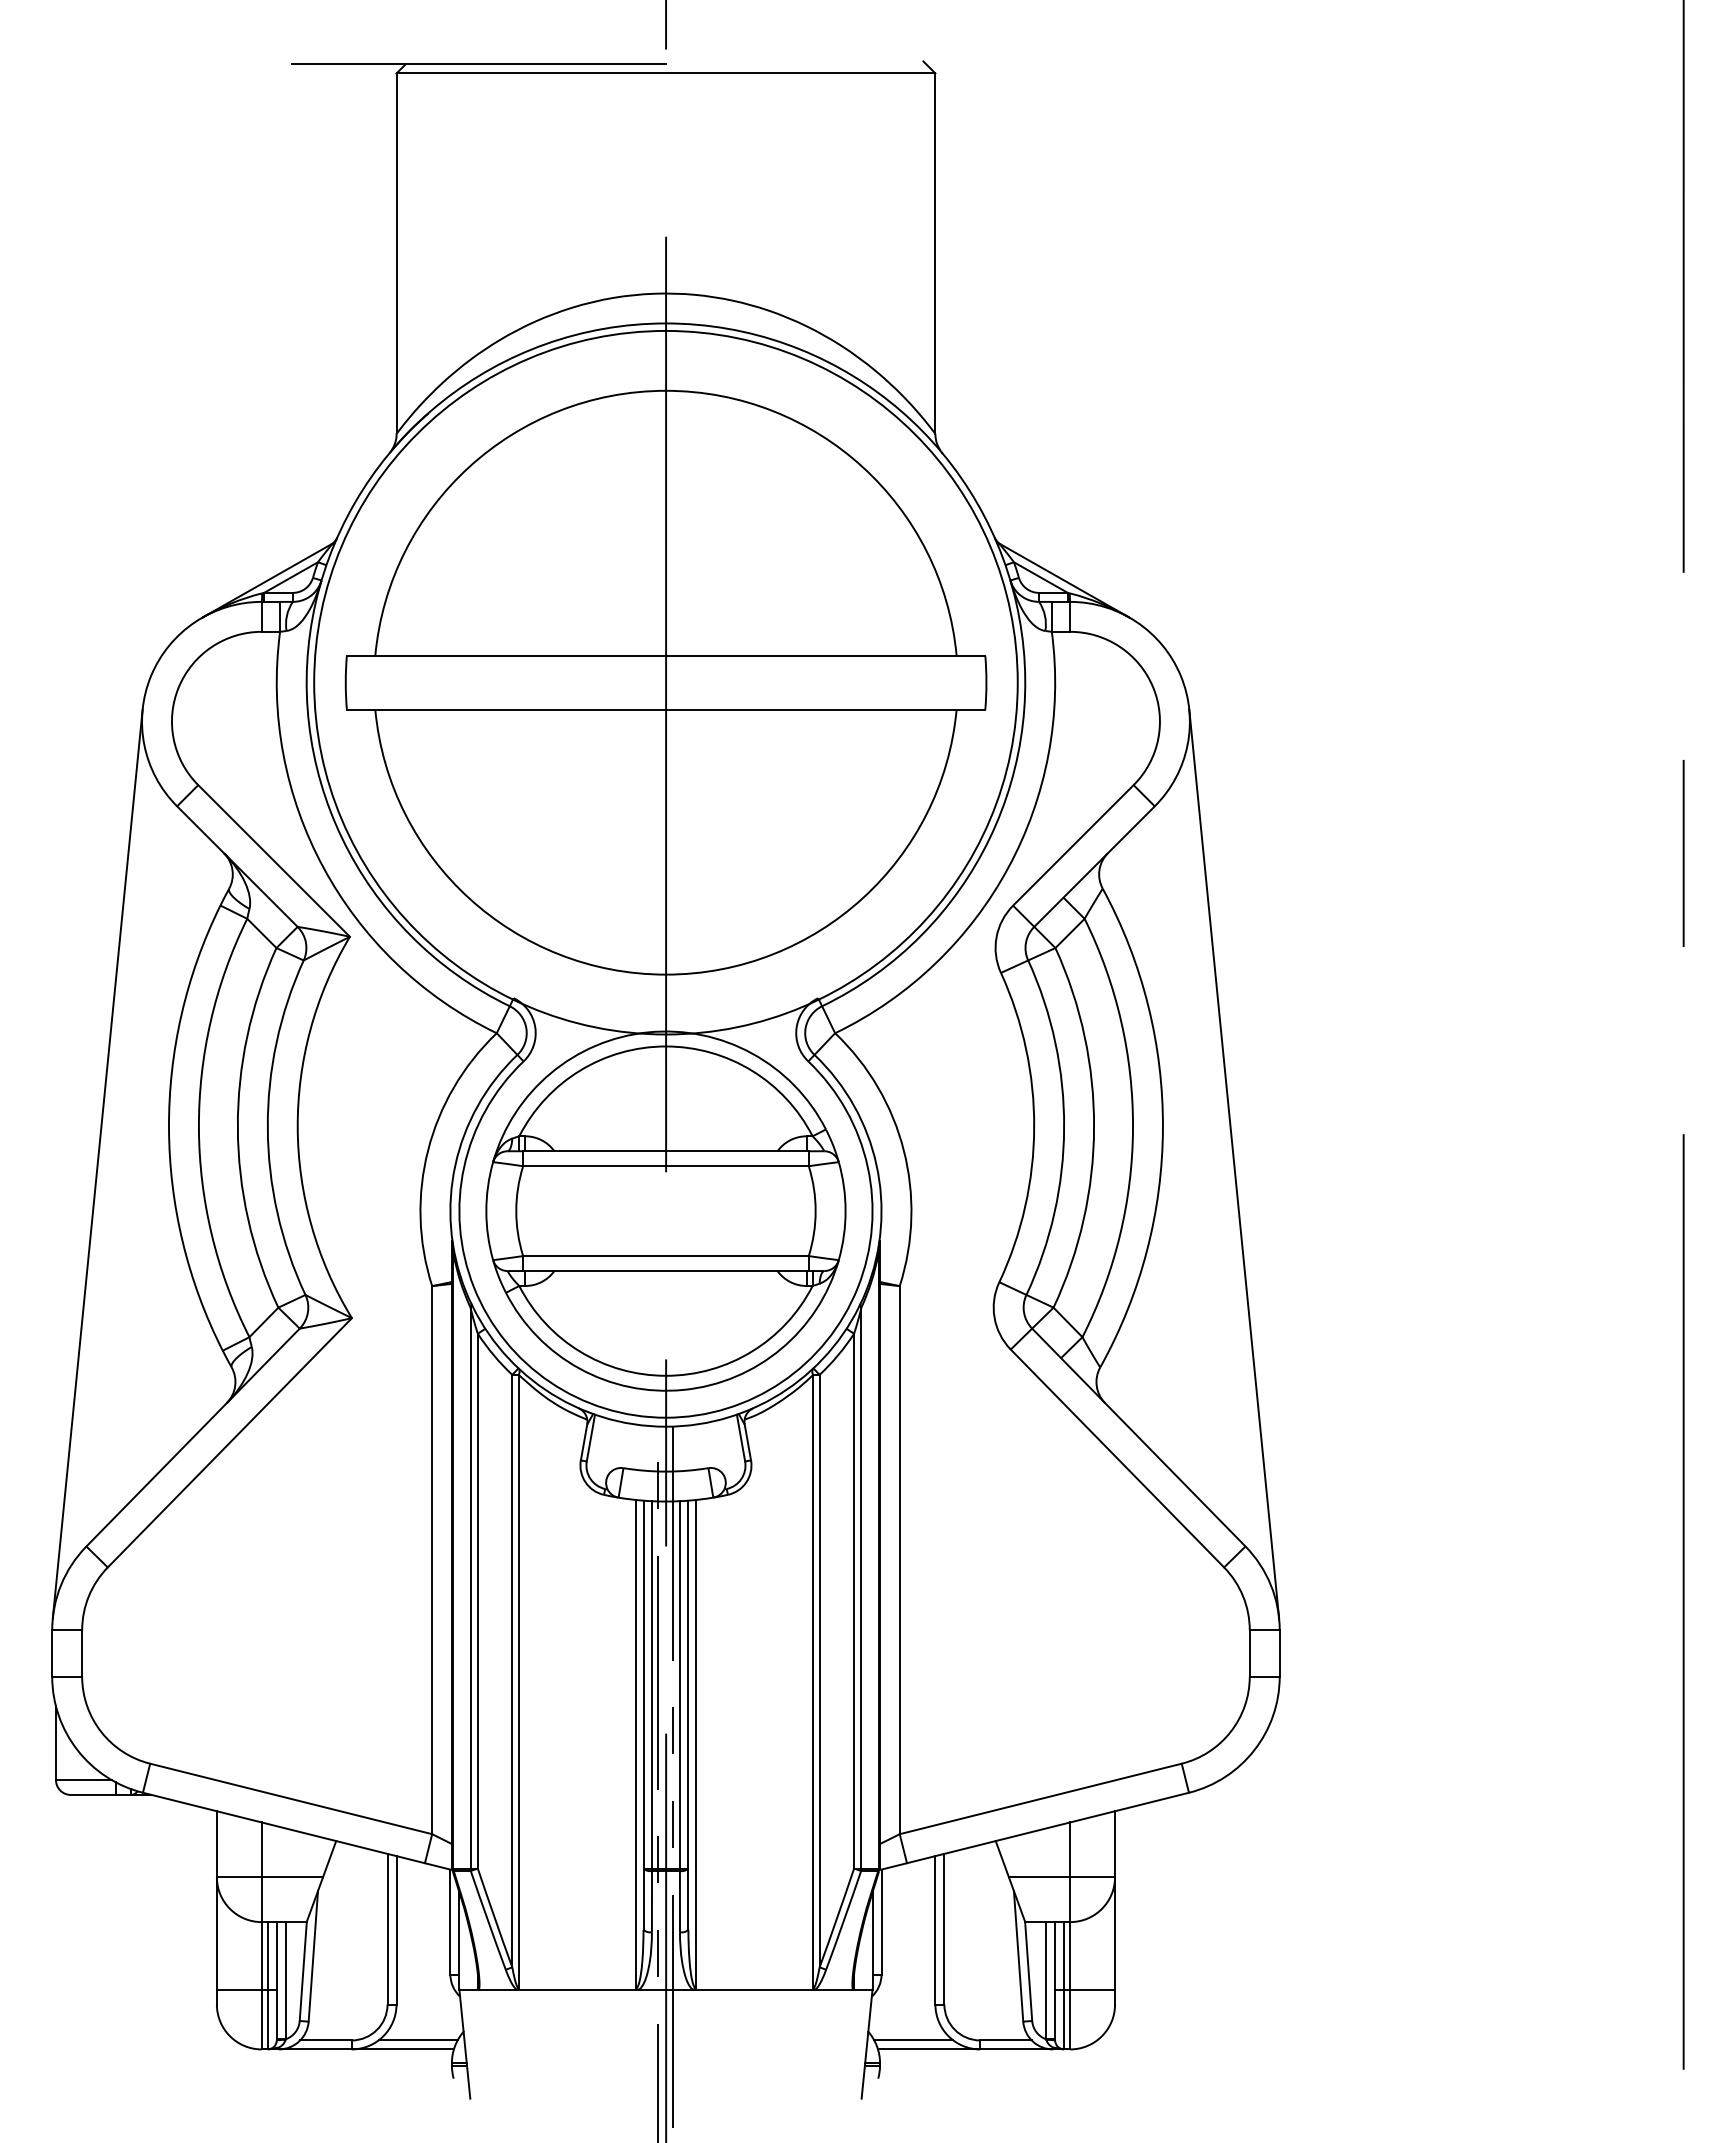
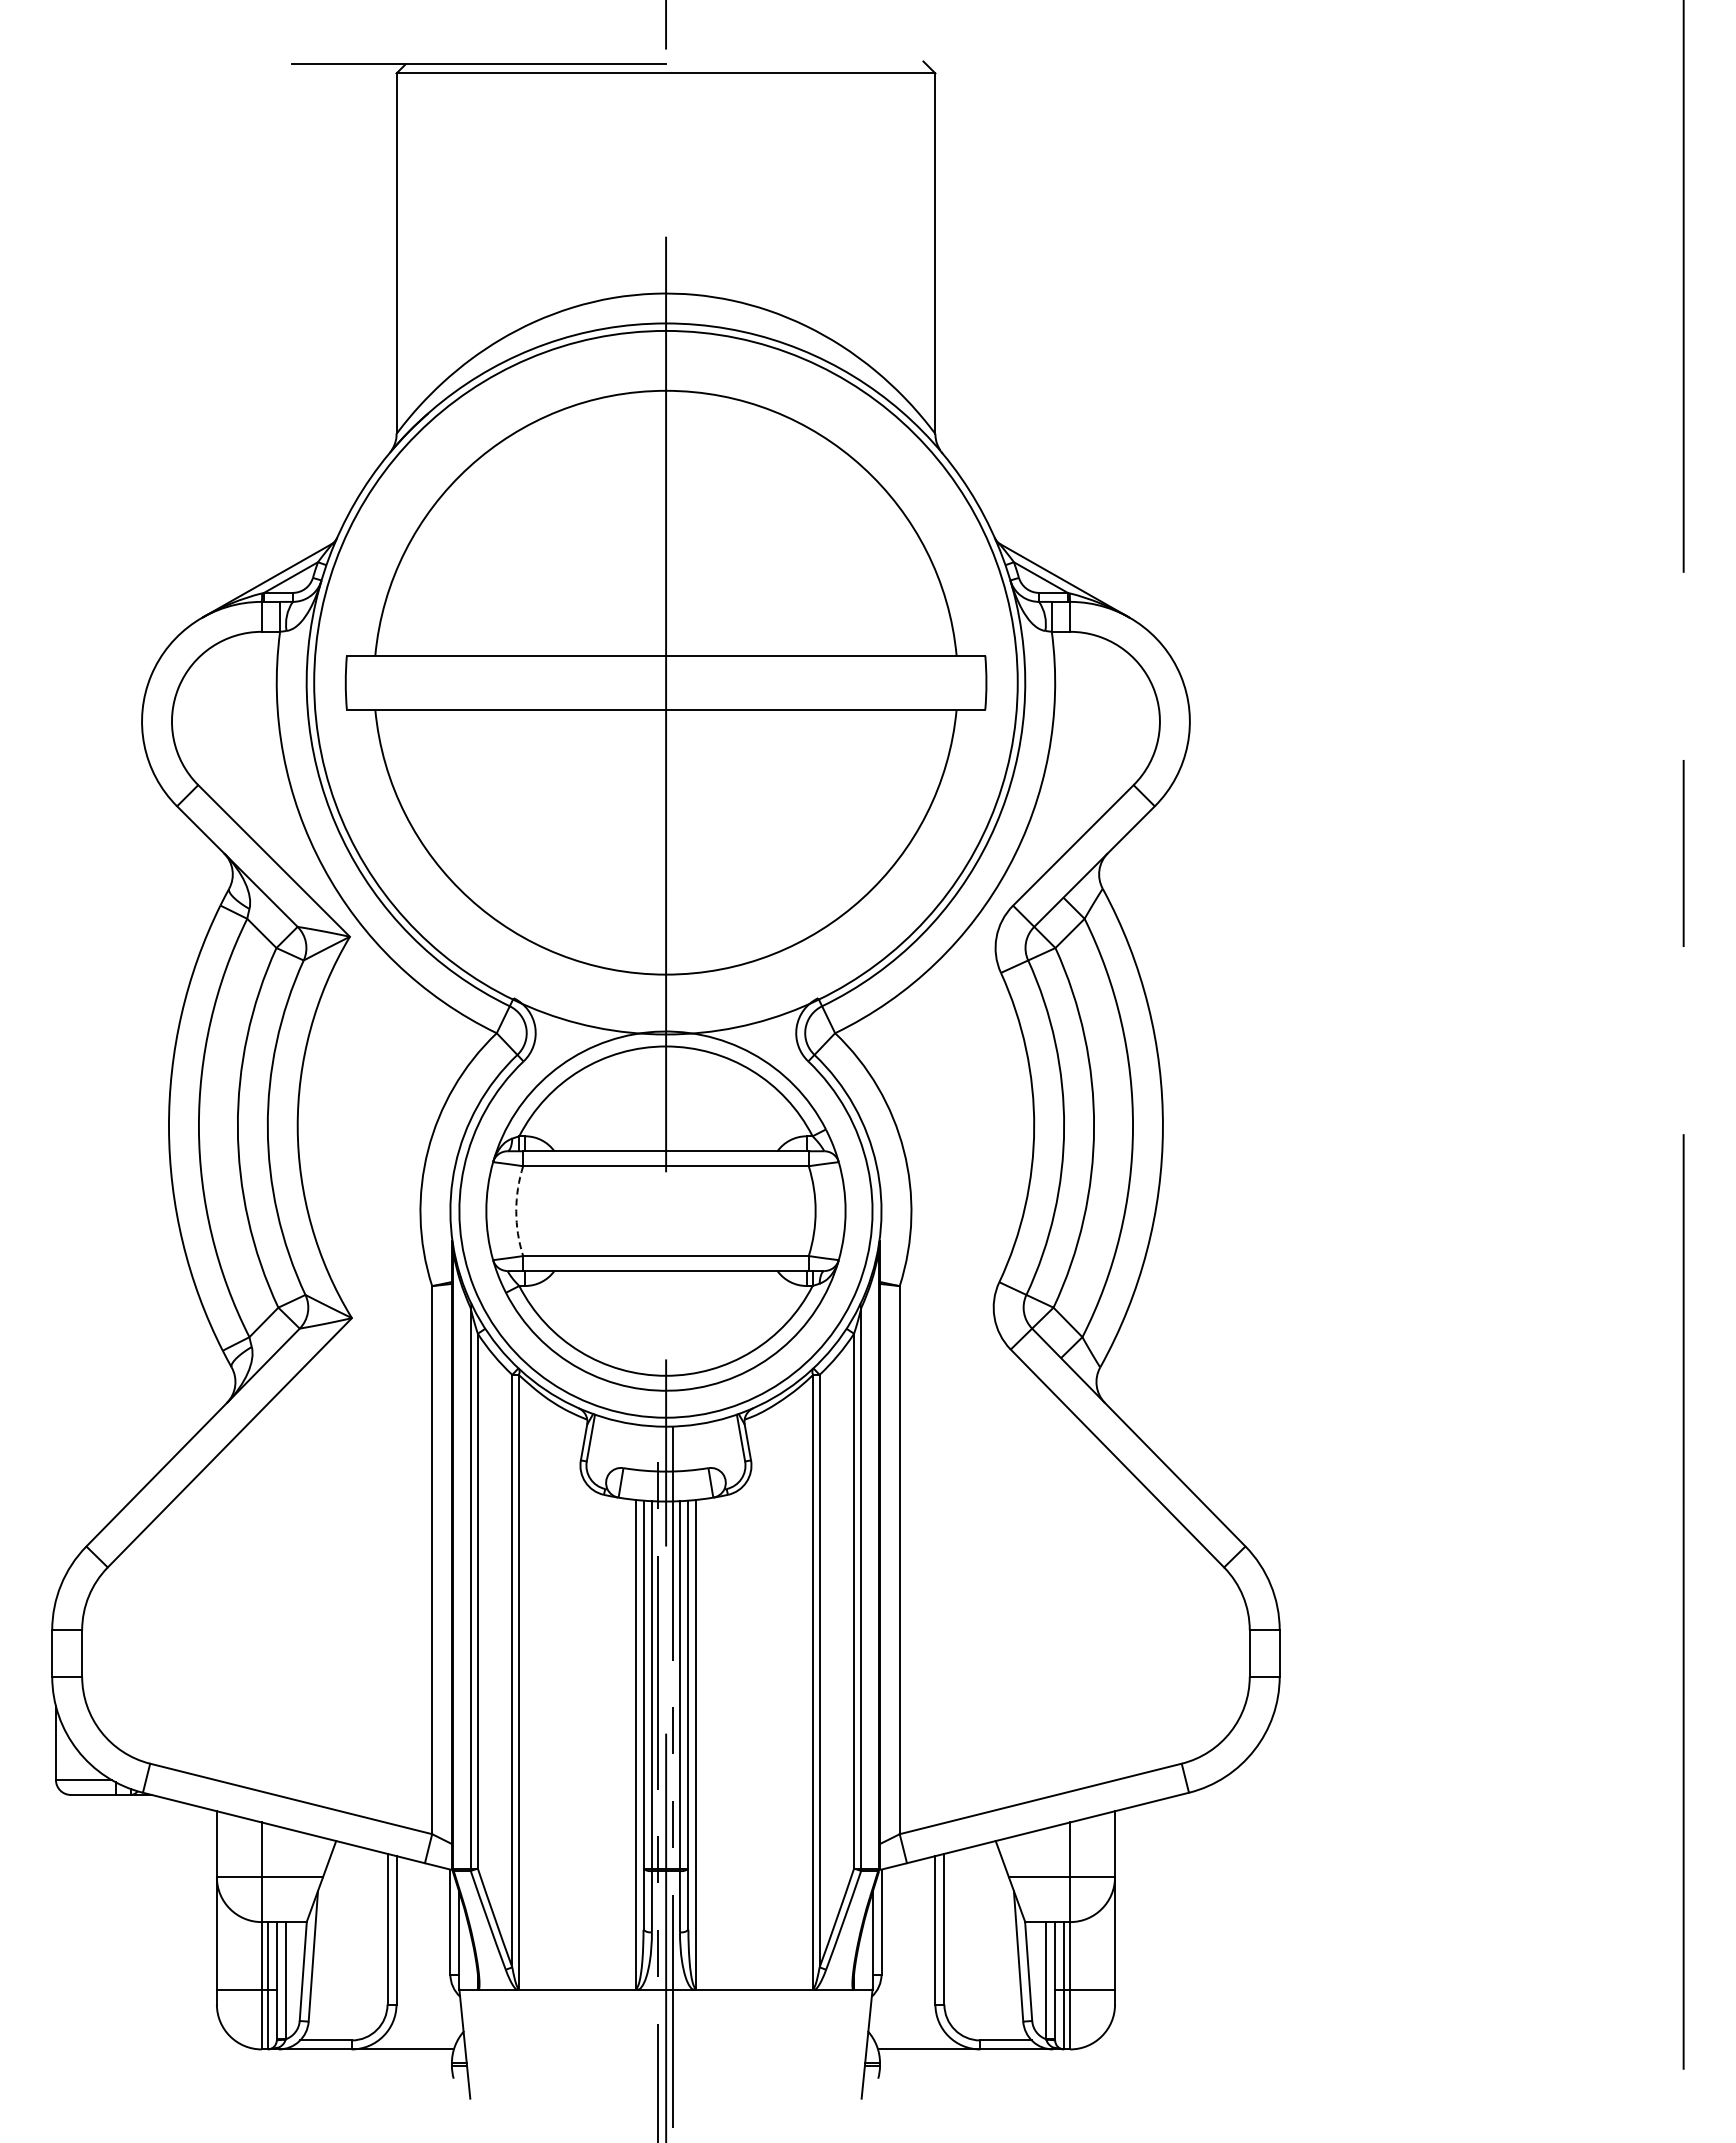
line: present -> none (97, 1163)
line: present -> none (1234, 1163)
arc: solid -> dashed (516, 1211)
line: present -> none (417, 2040)
line: present -> none (913, 2040)
